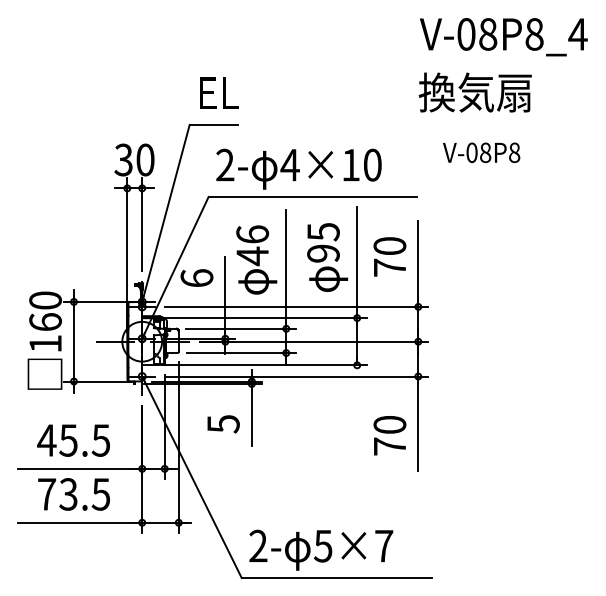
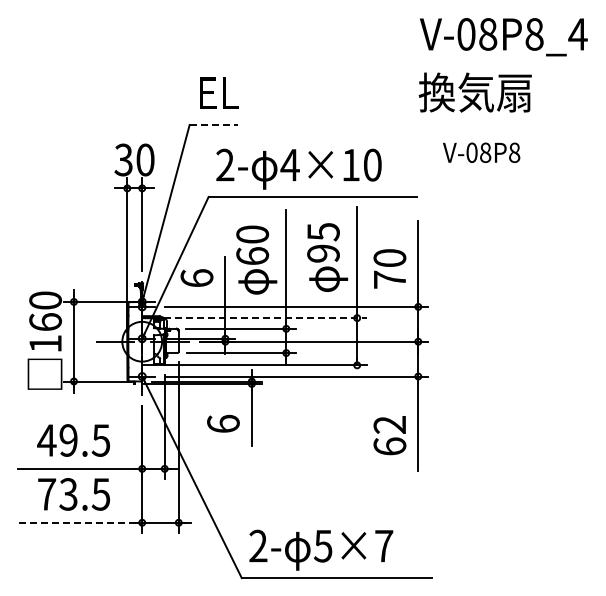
line: solid -> dashed (214, 124)
text: 46 -> 60 (252, 245)
text position: (389, 256) -> (389, 268) (389, 268)
line: solid -> dashed (265, 318)
text: 5 -> 6 (223, 423)
text: 70 -> 62 (389, 435)
text: 45.5 -> 49.5 (68, 440)
line: solid -> dashed (76, 522)
